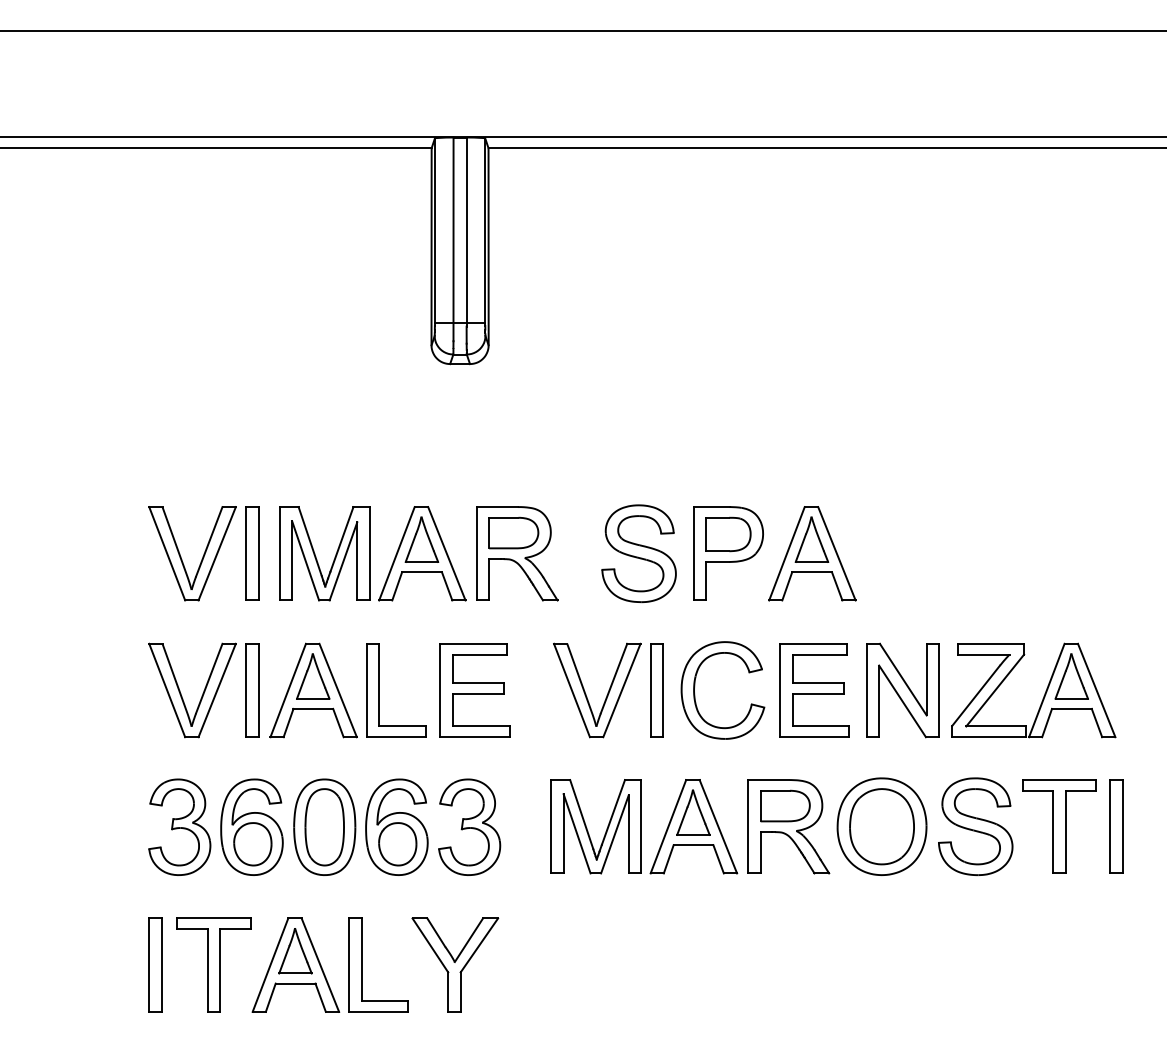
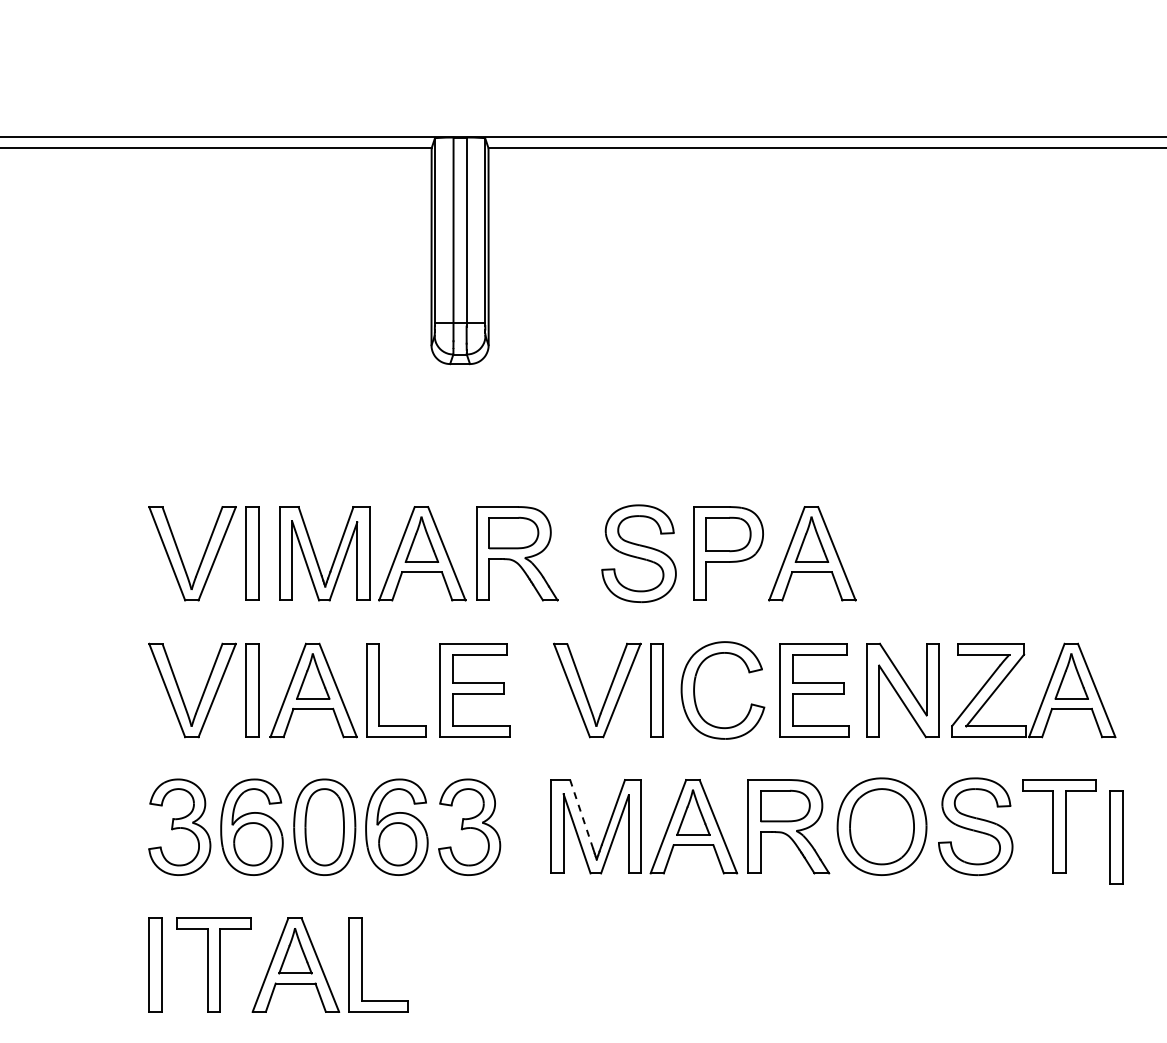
line: present -> none (582, 31)
line: solid -> dashed (581, 814)
part position: (1116, 826) -> (1116, 837) (1116, 837)
part: present -> none (455, 964)
